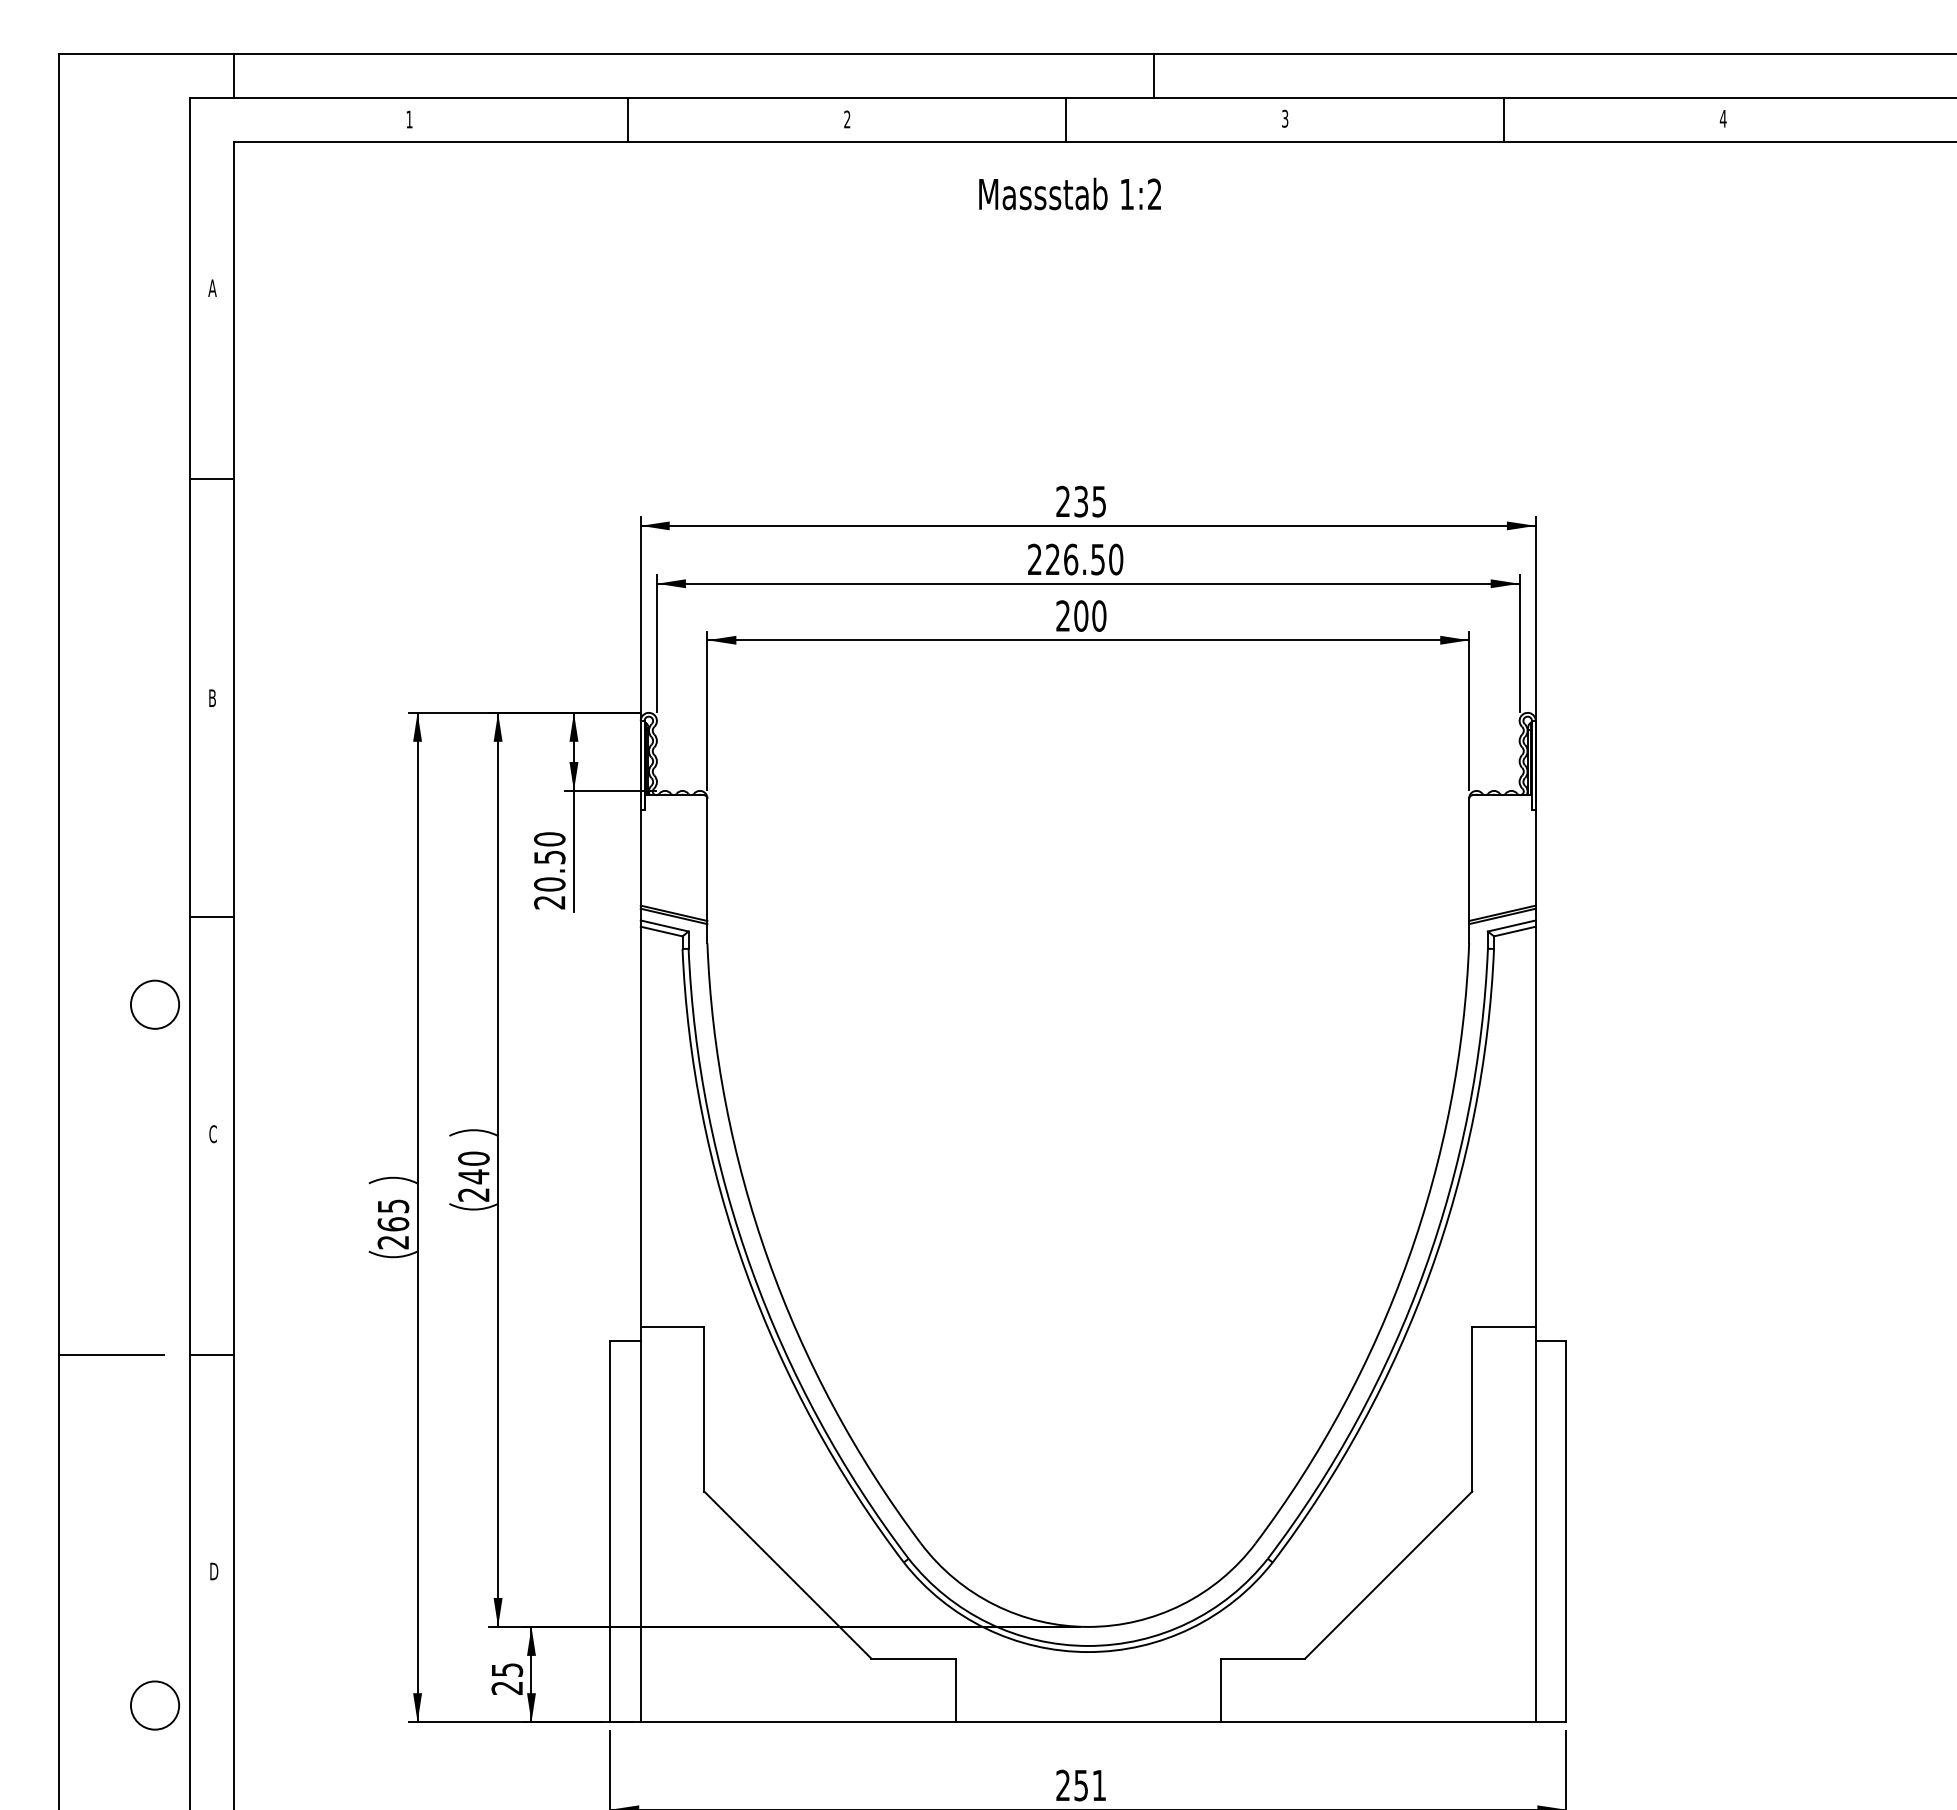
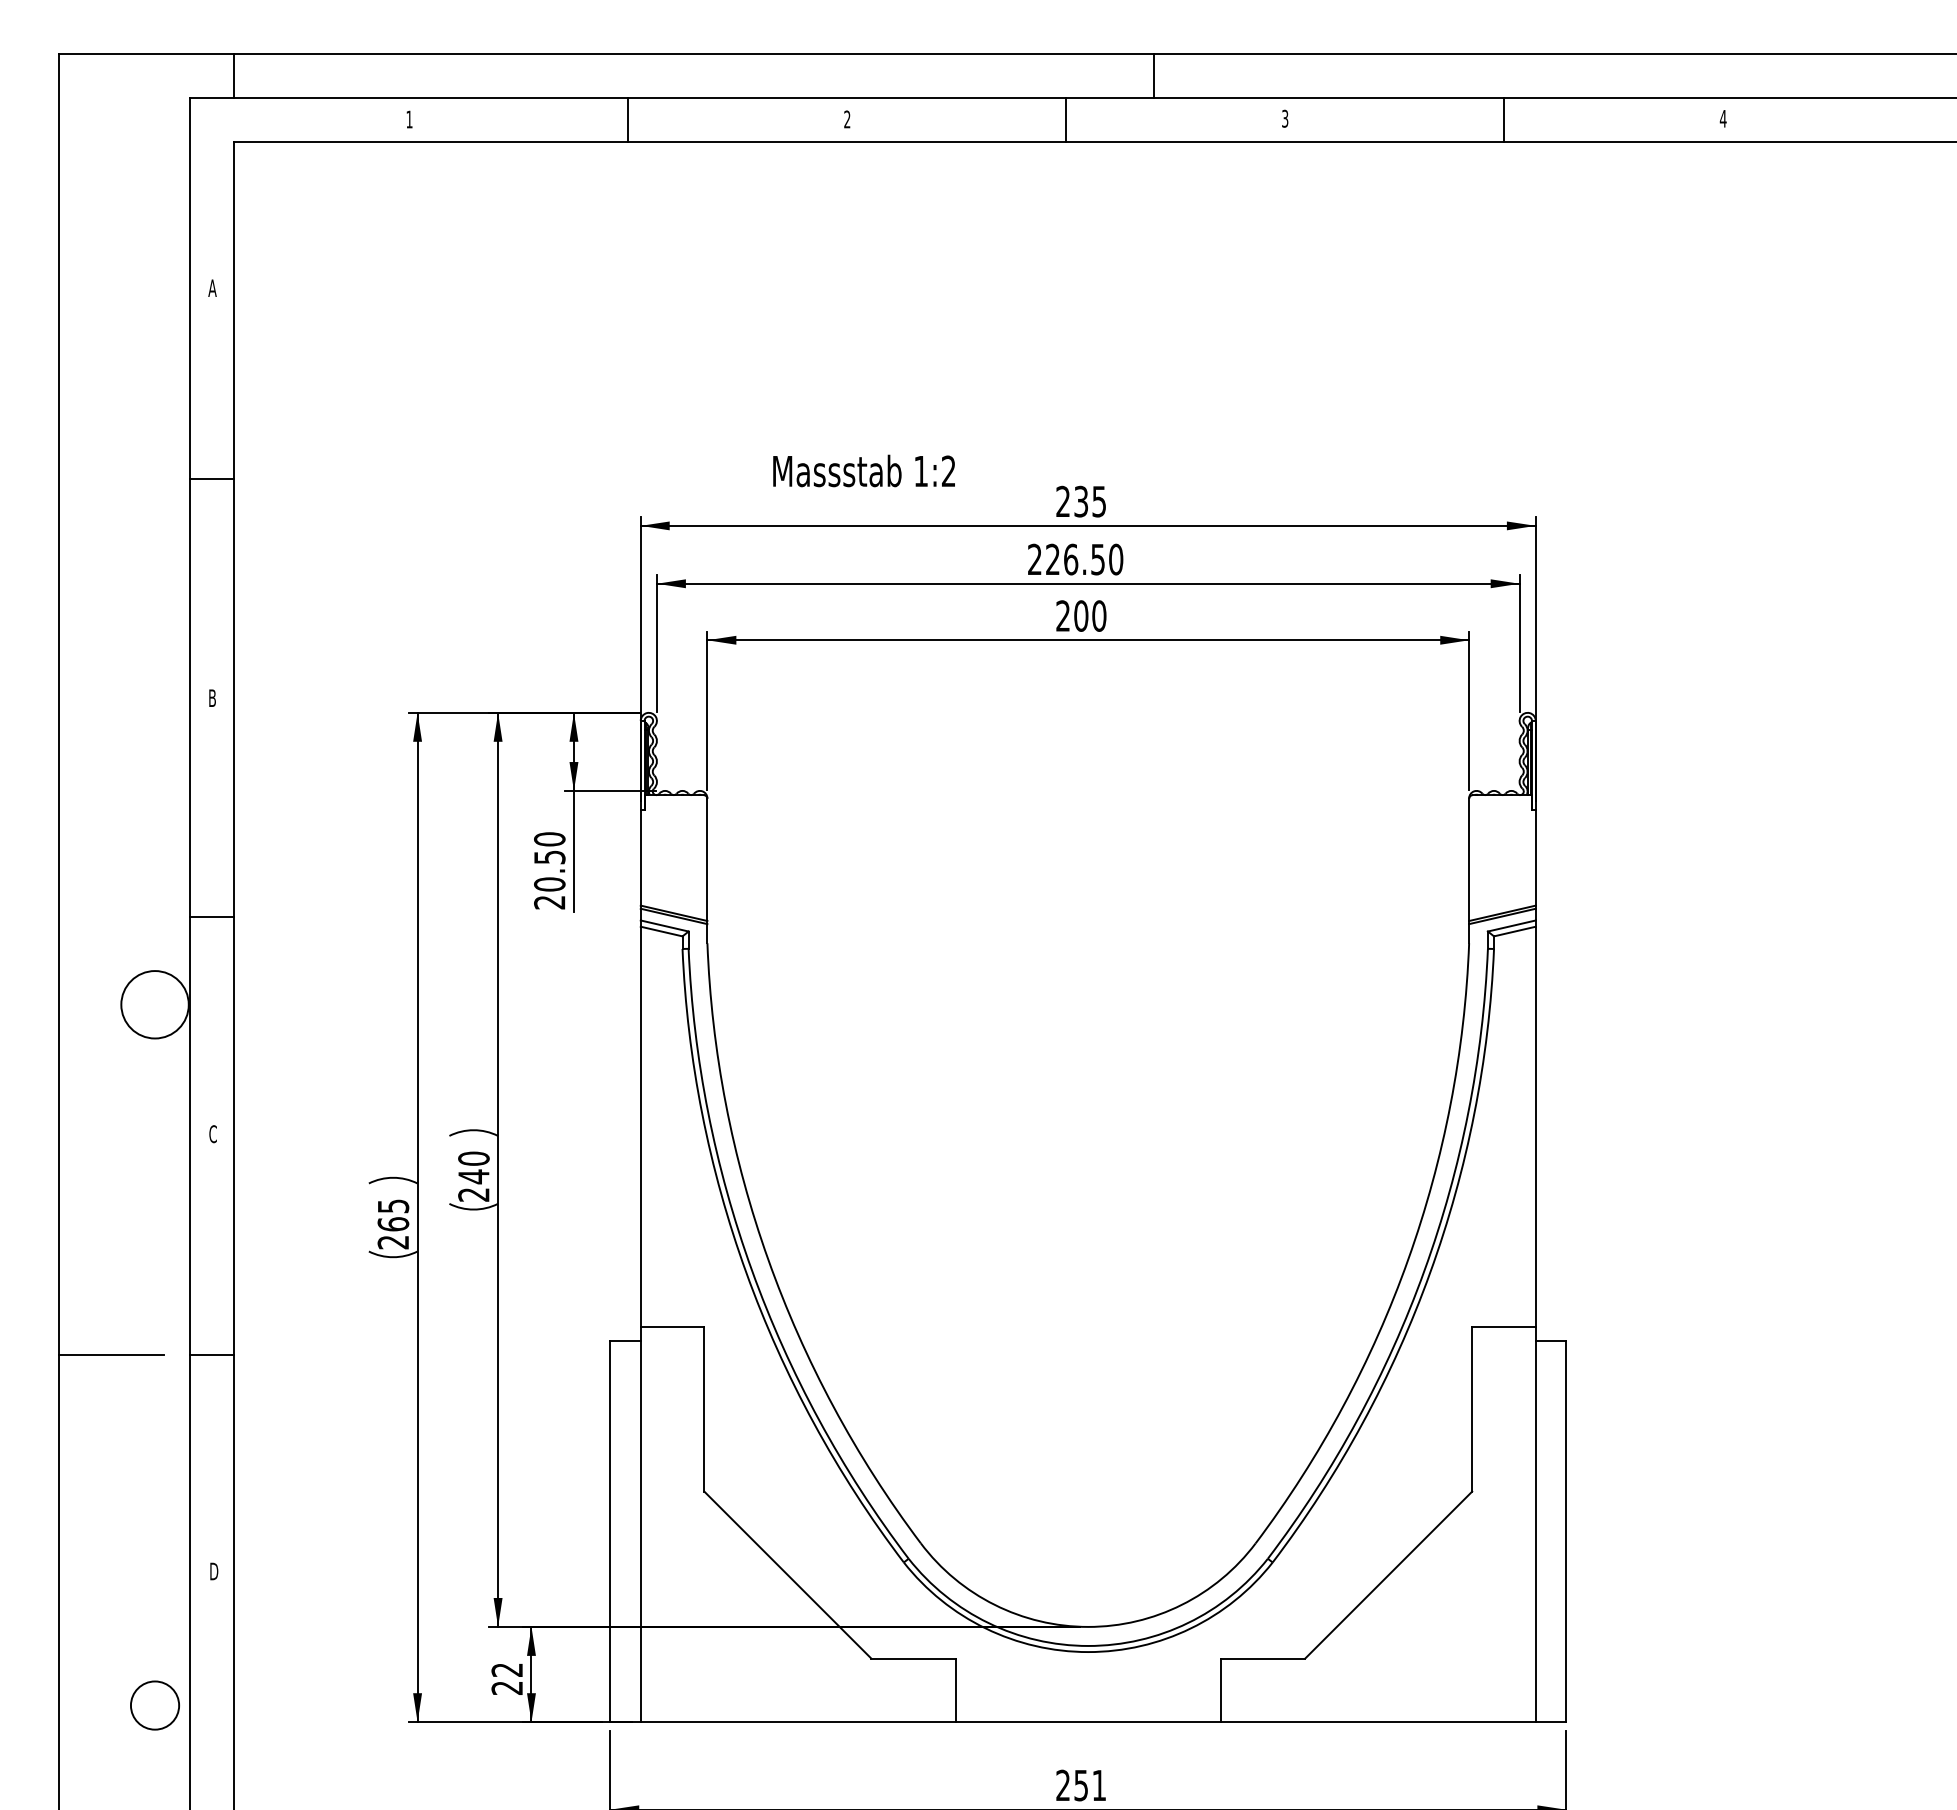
text position: (1069, 193) -> (863, 470) (863, 470)
circle diameter: 48 px -> 67 px (154, 1004)
text: 25 -> 22 (507, 1669)
